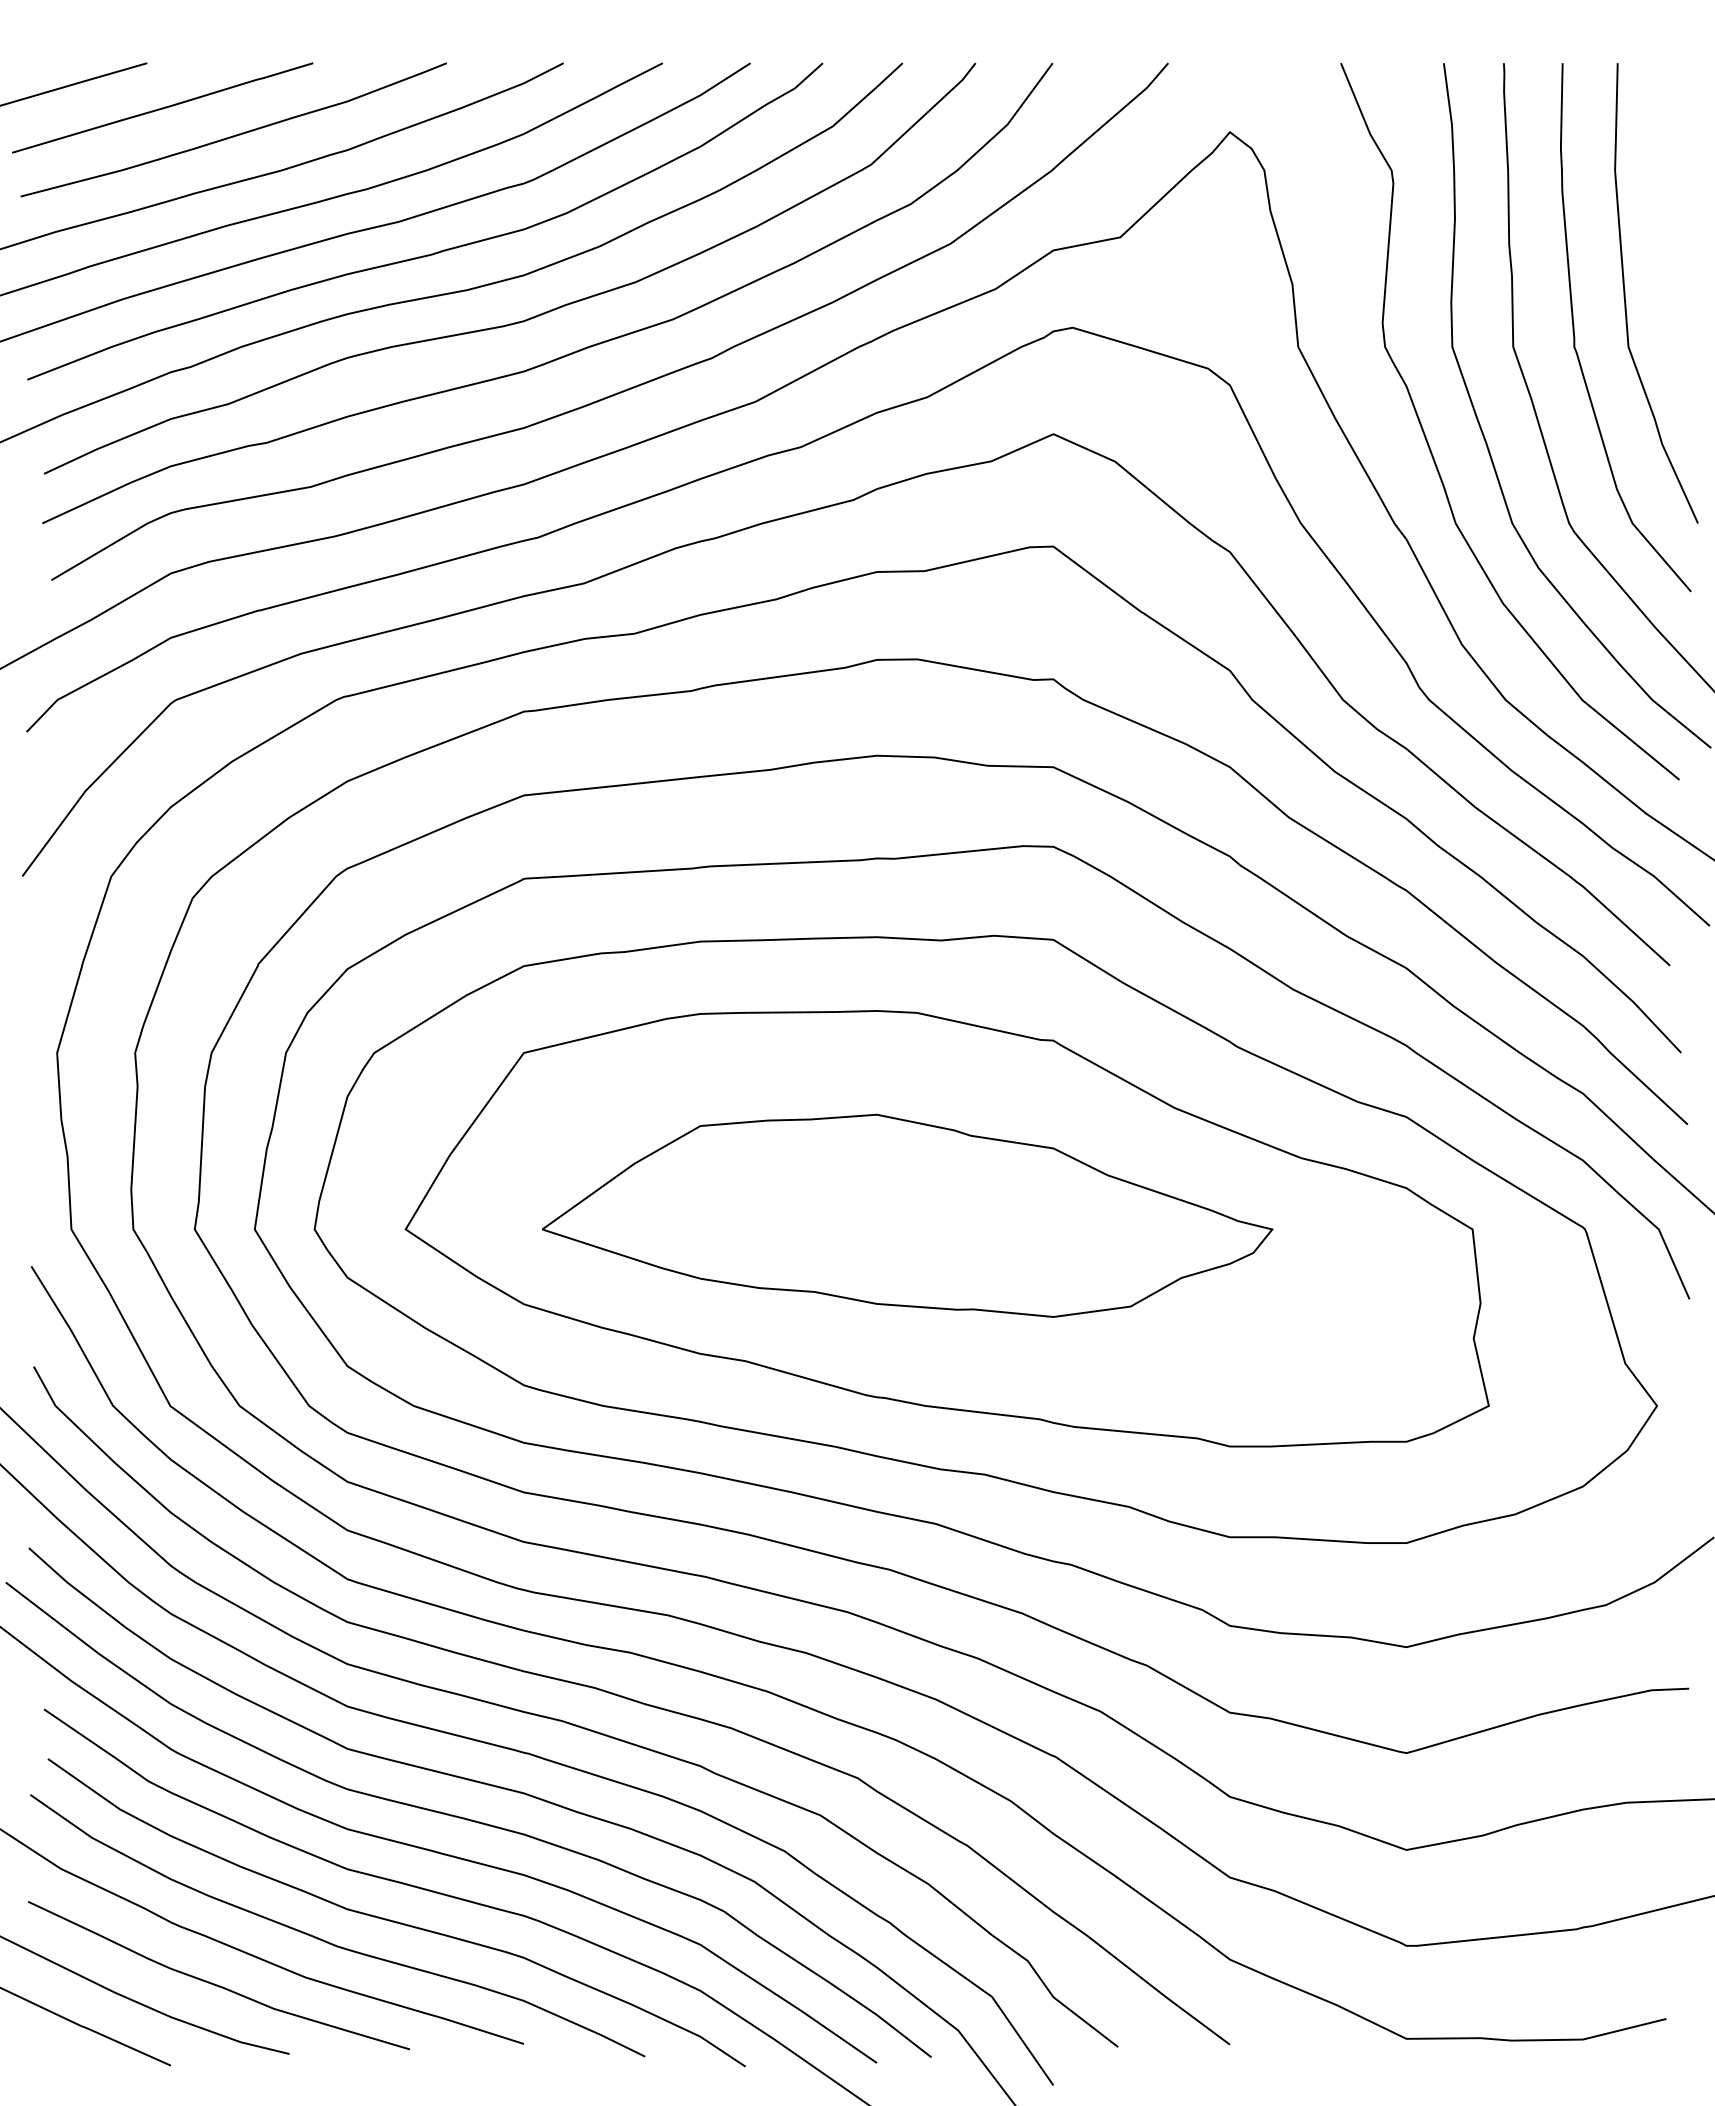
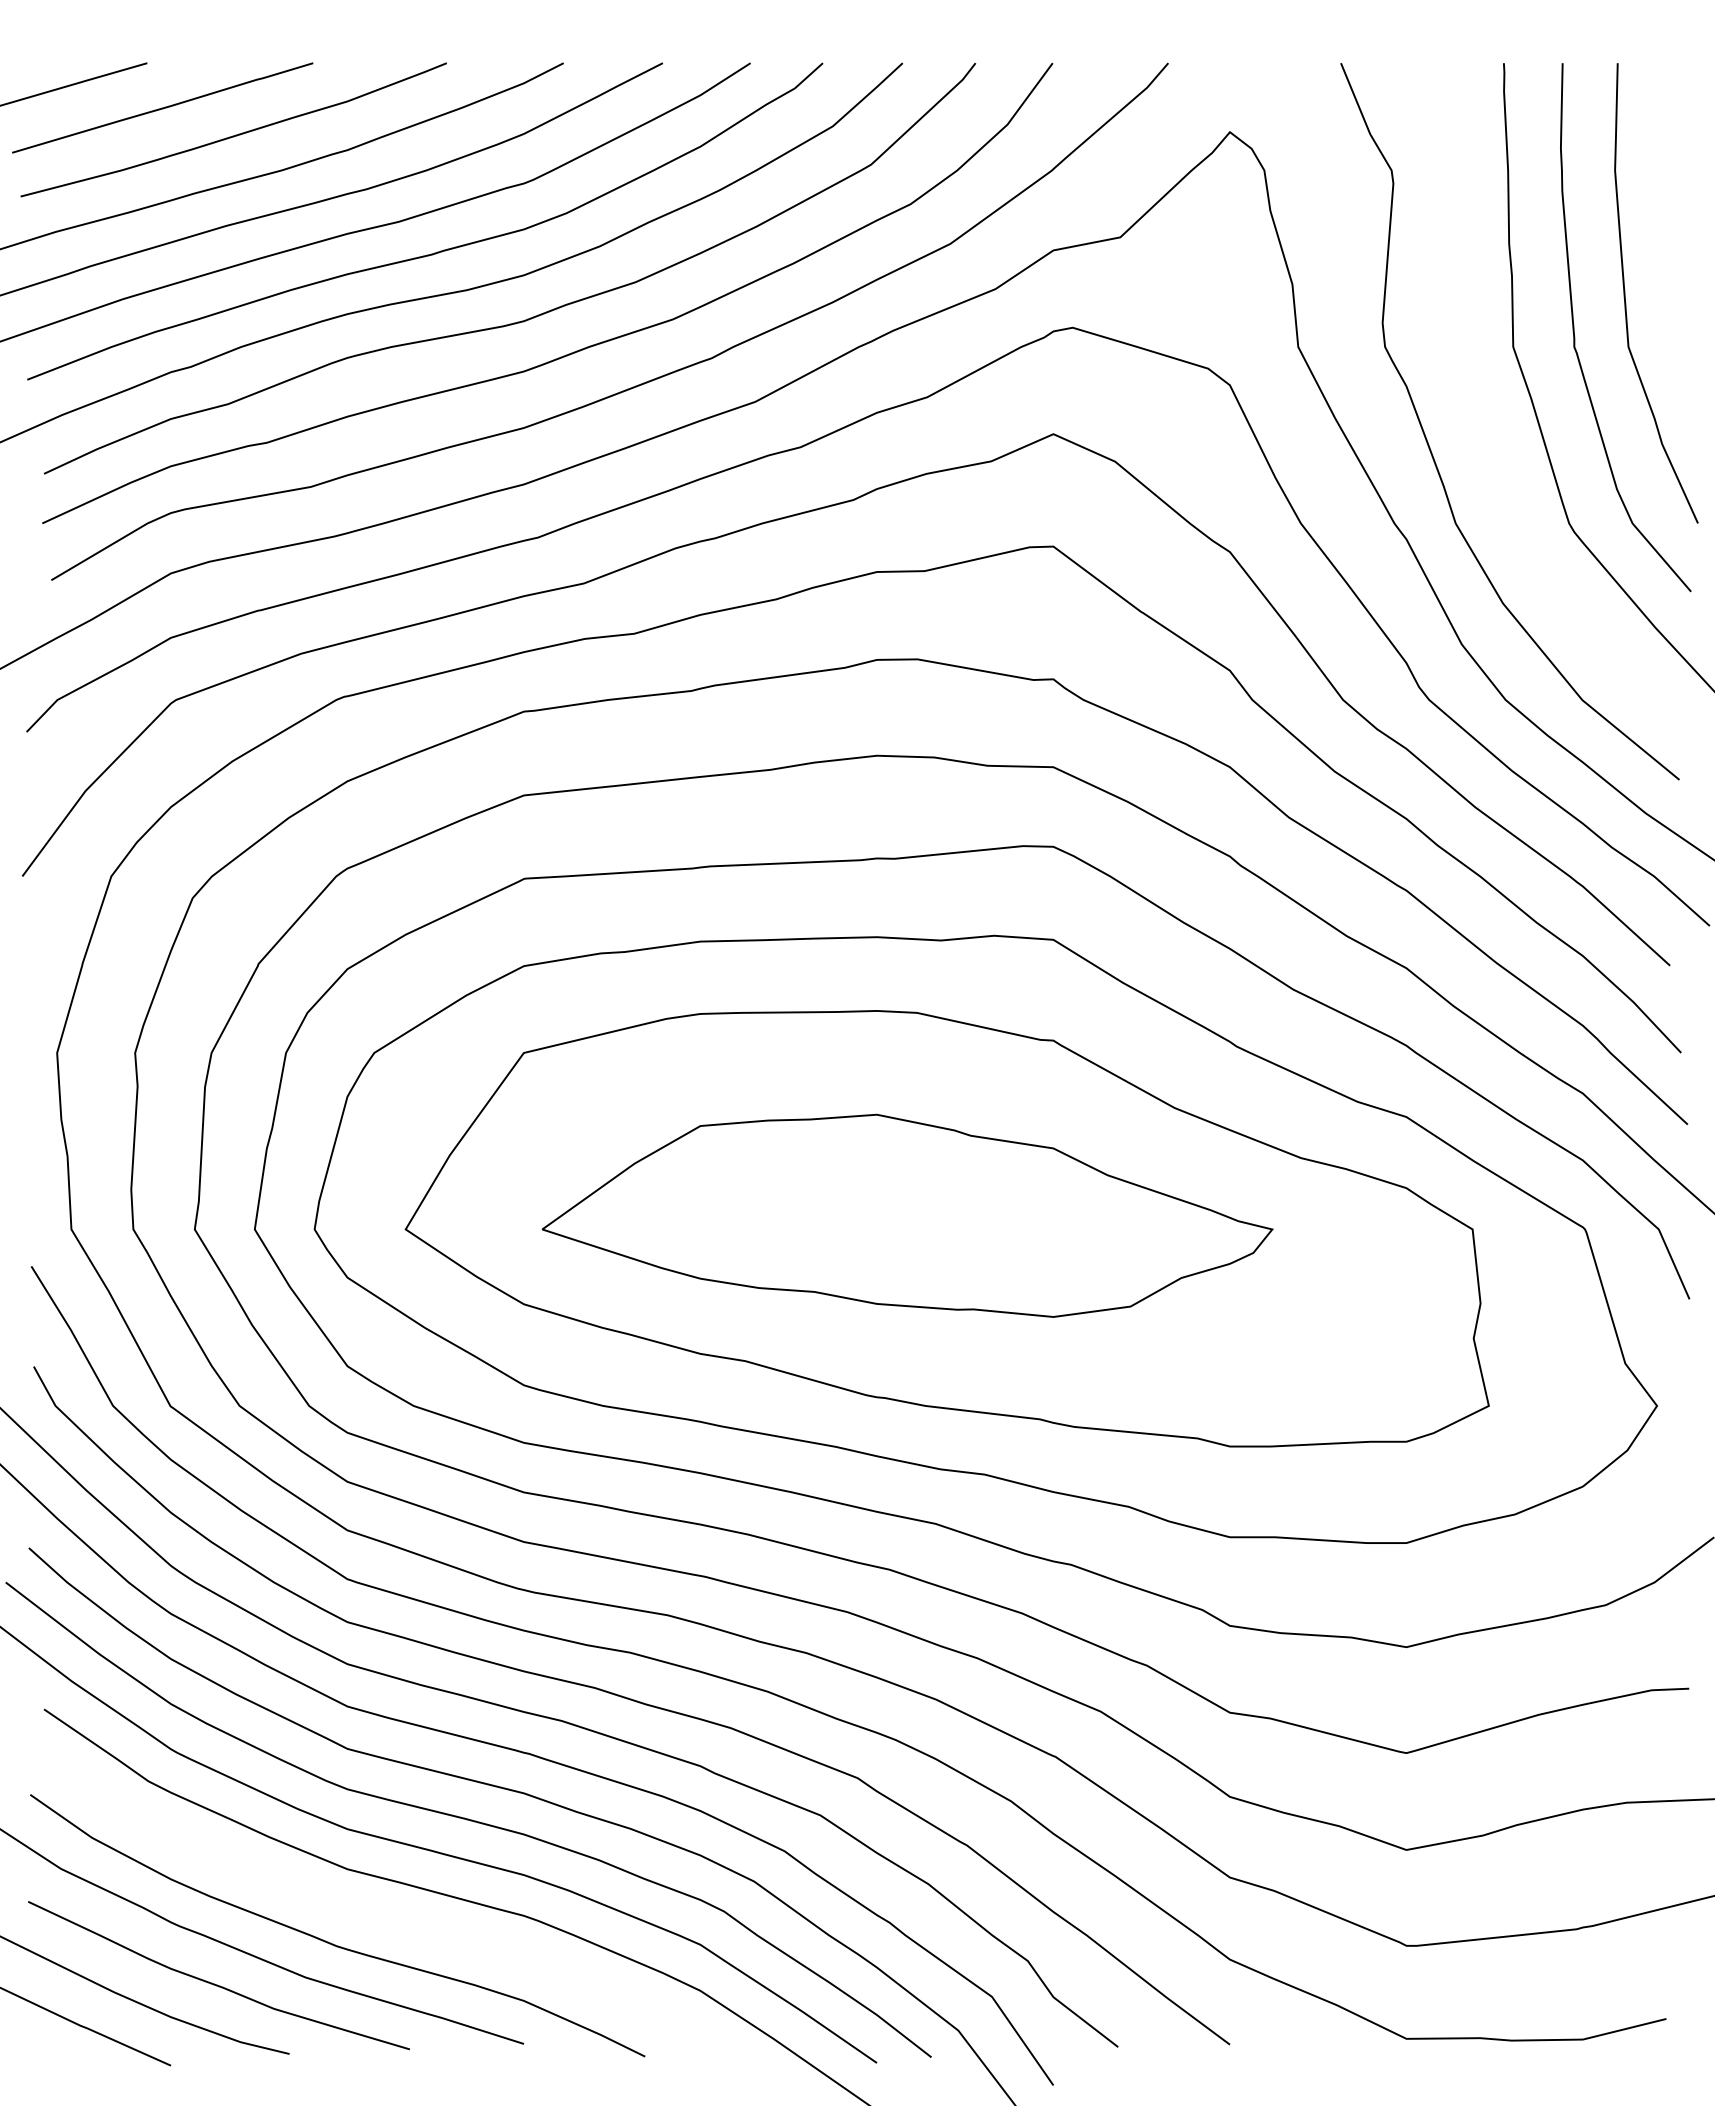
curve: present -> none (1485, 437)
curve: present -> none (394, 1920)
